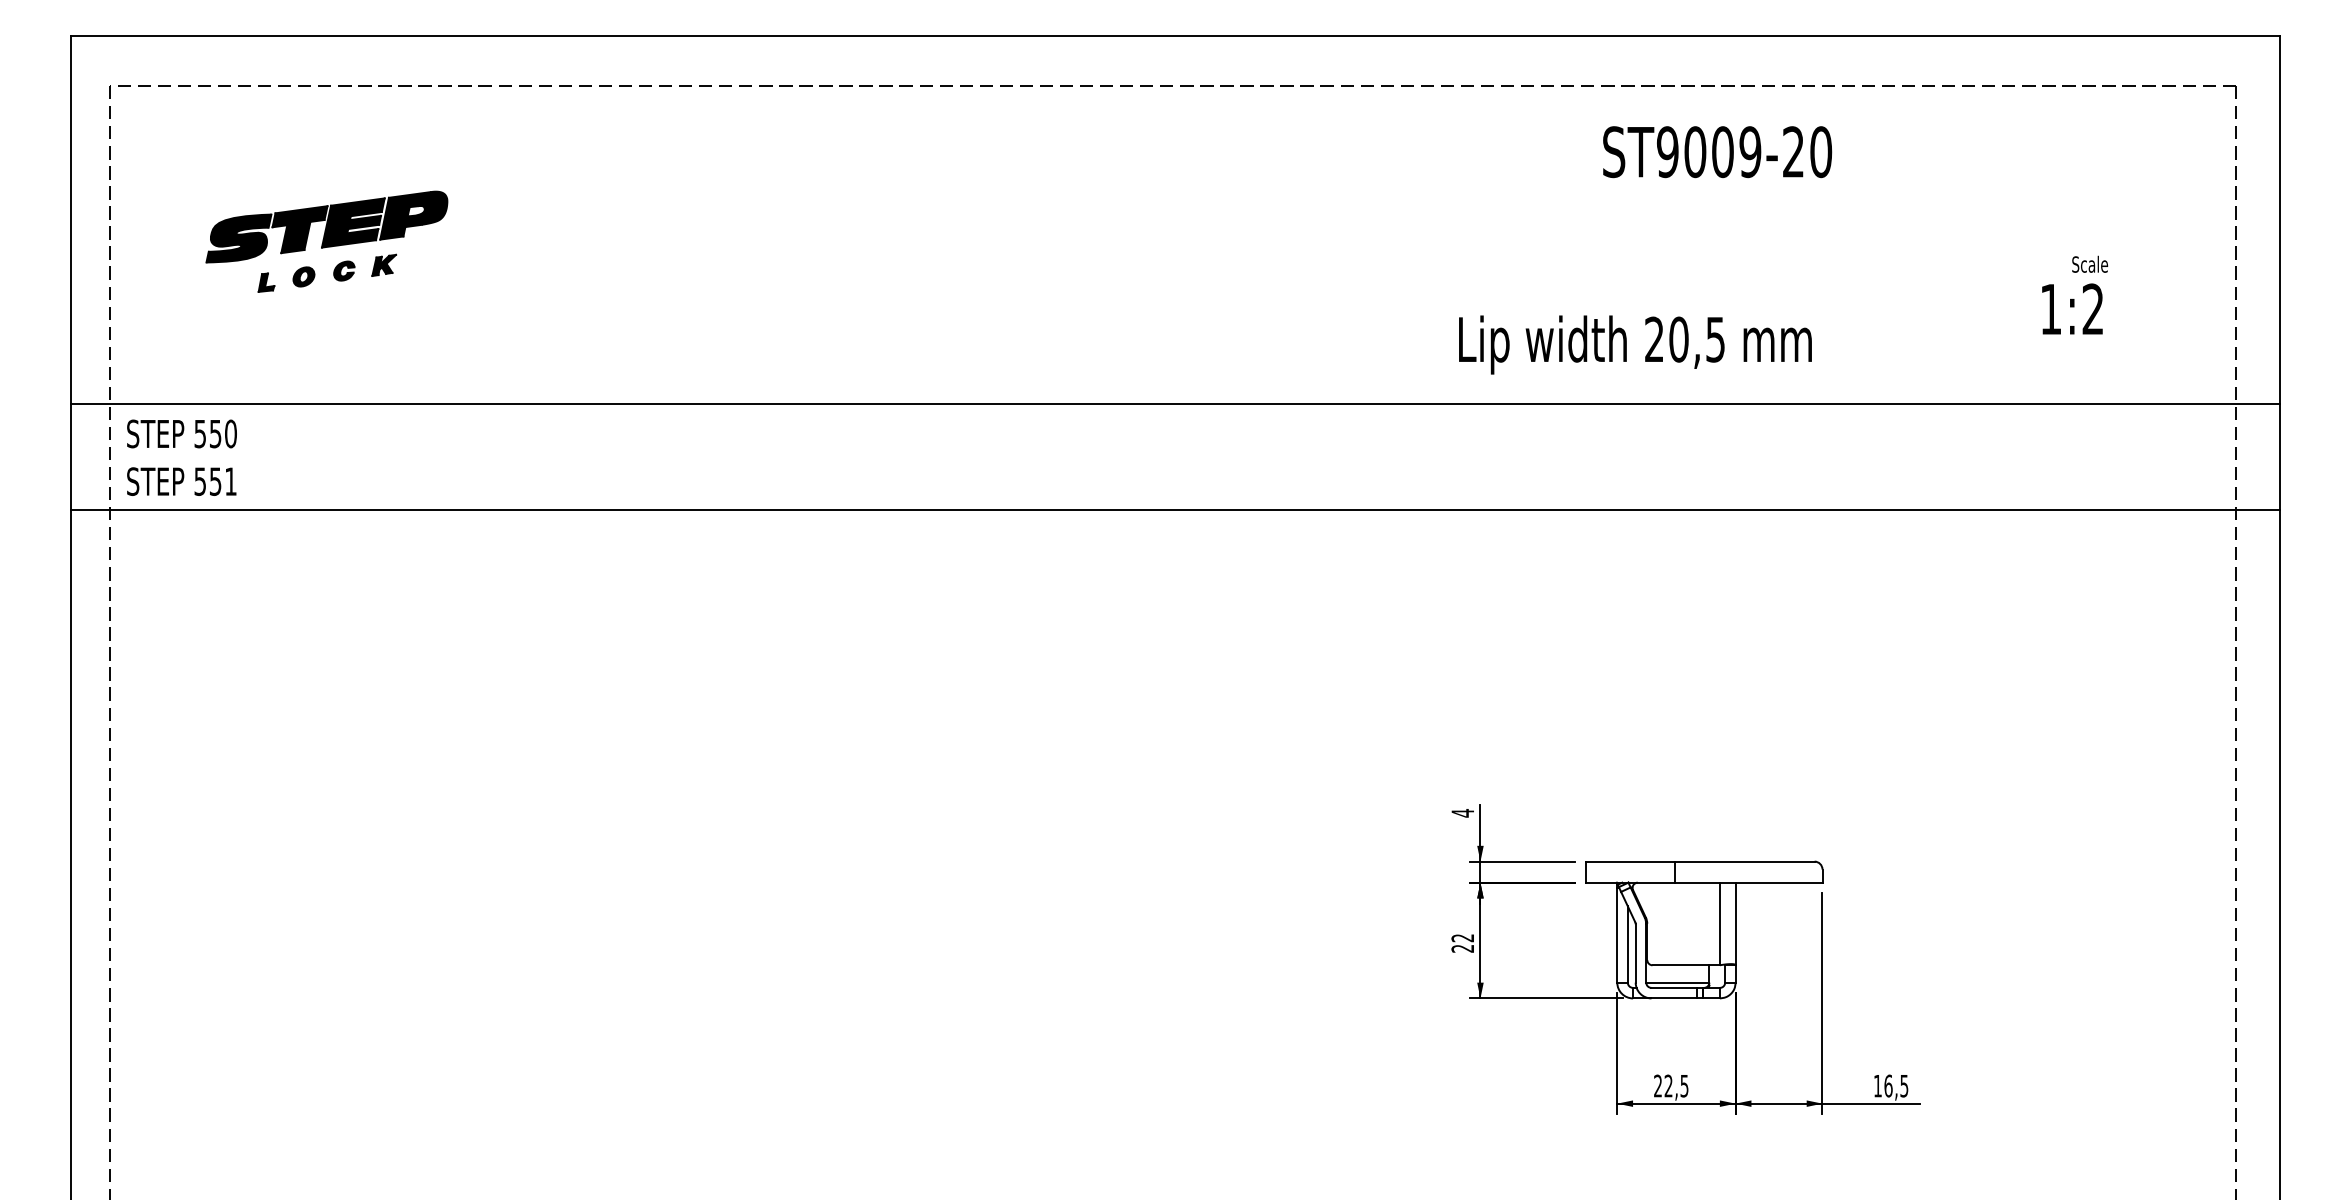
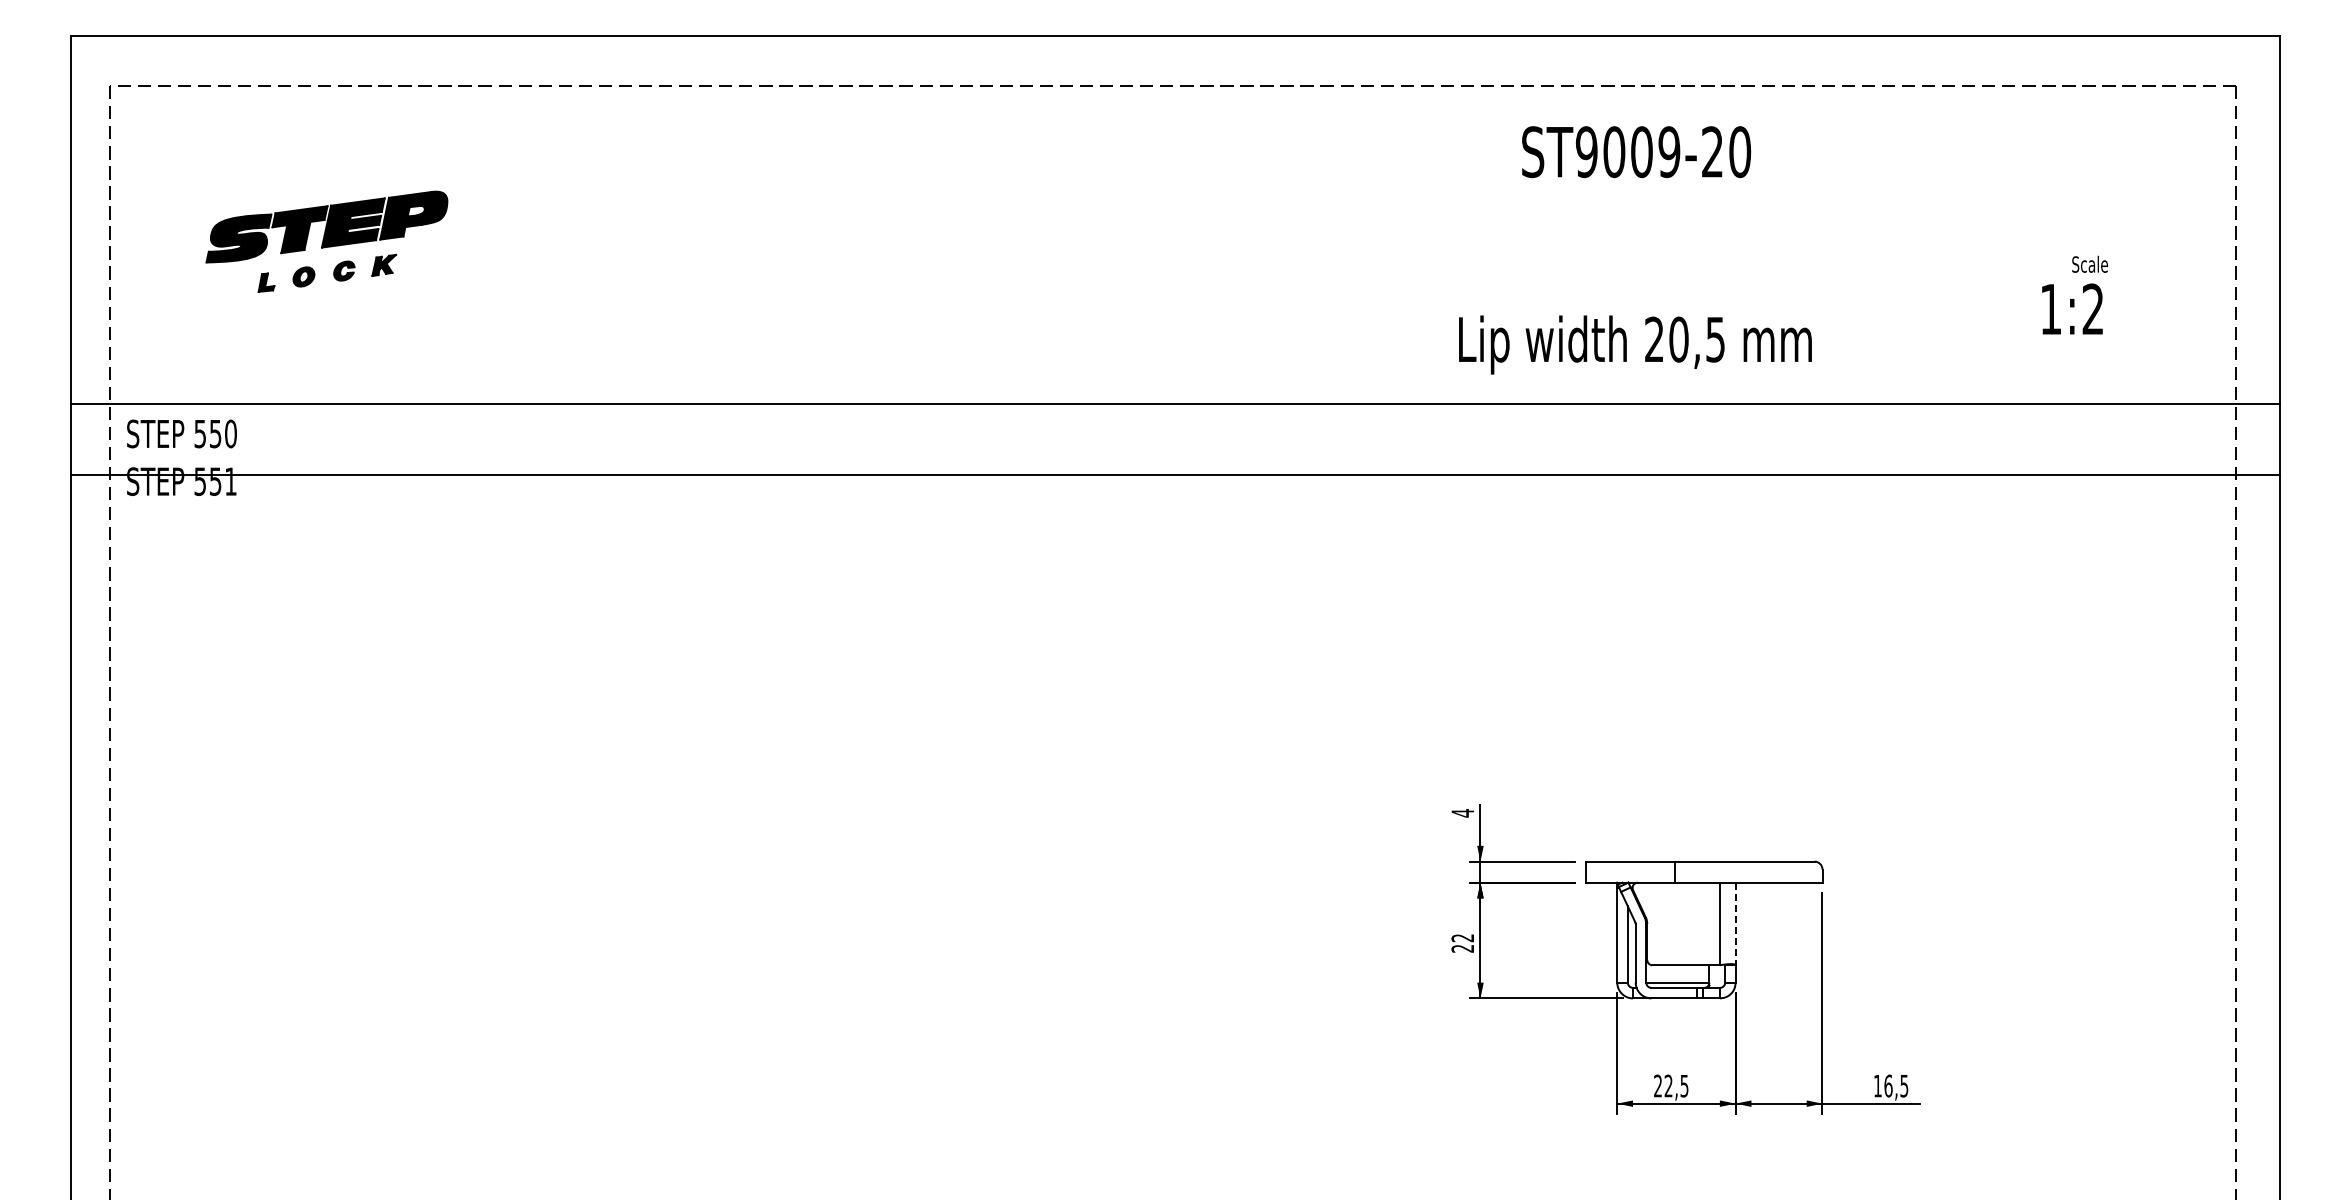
text position: (1717, 152) -> (1636, 152) (1636, 152)
line position: (1175, 509) -> (1175, 474) (1175, 474)
line: solid -> dashed (1735, 924)
